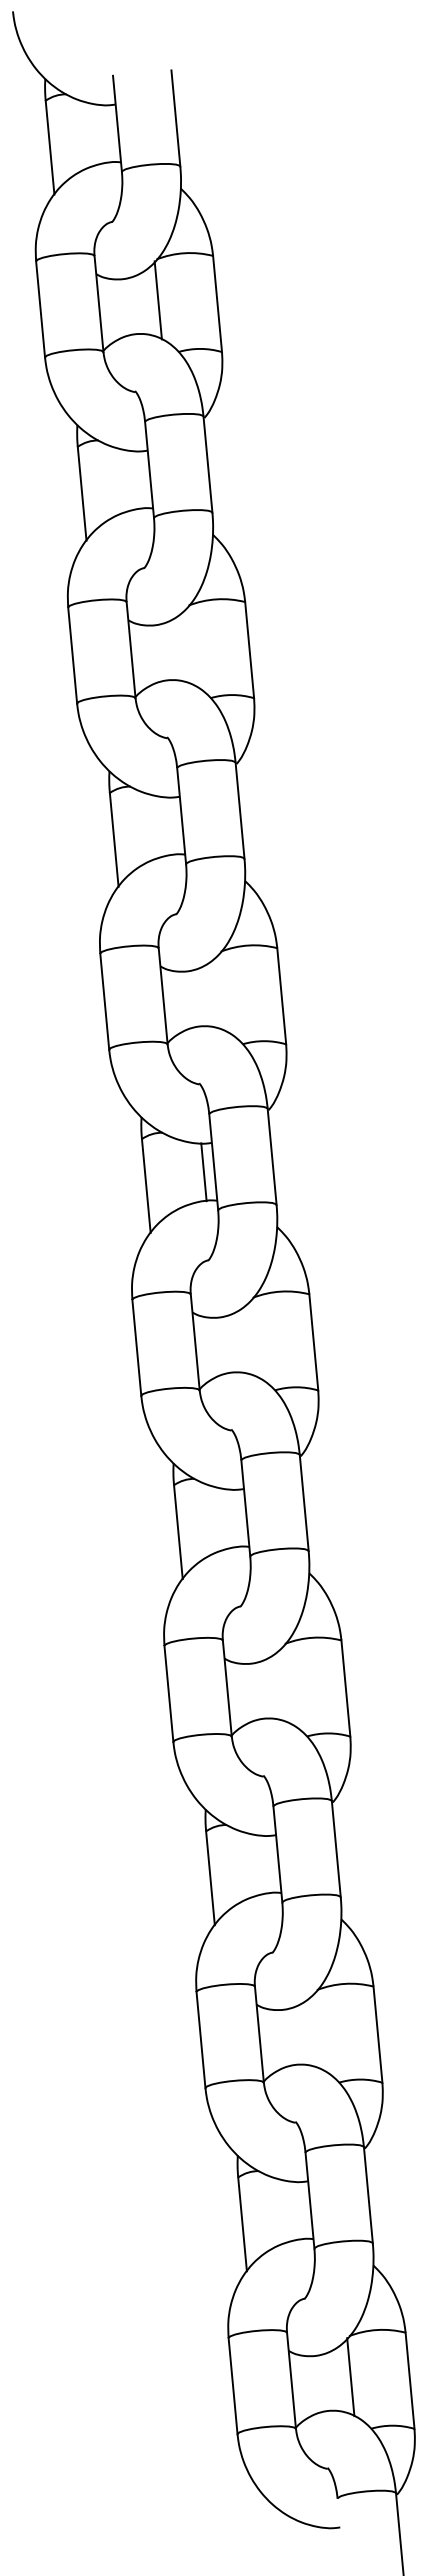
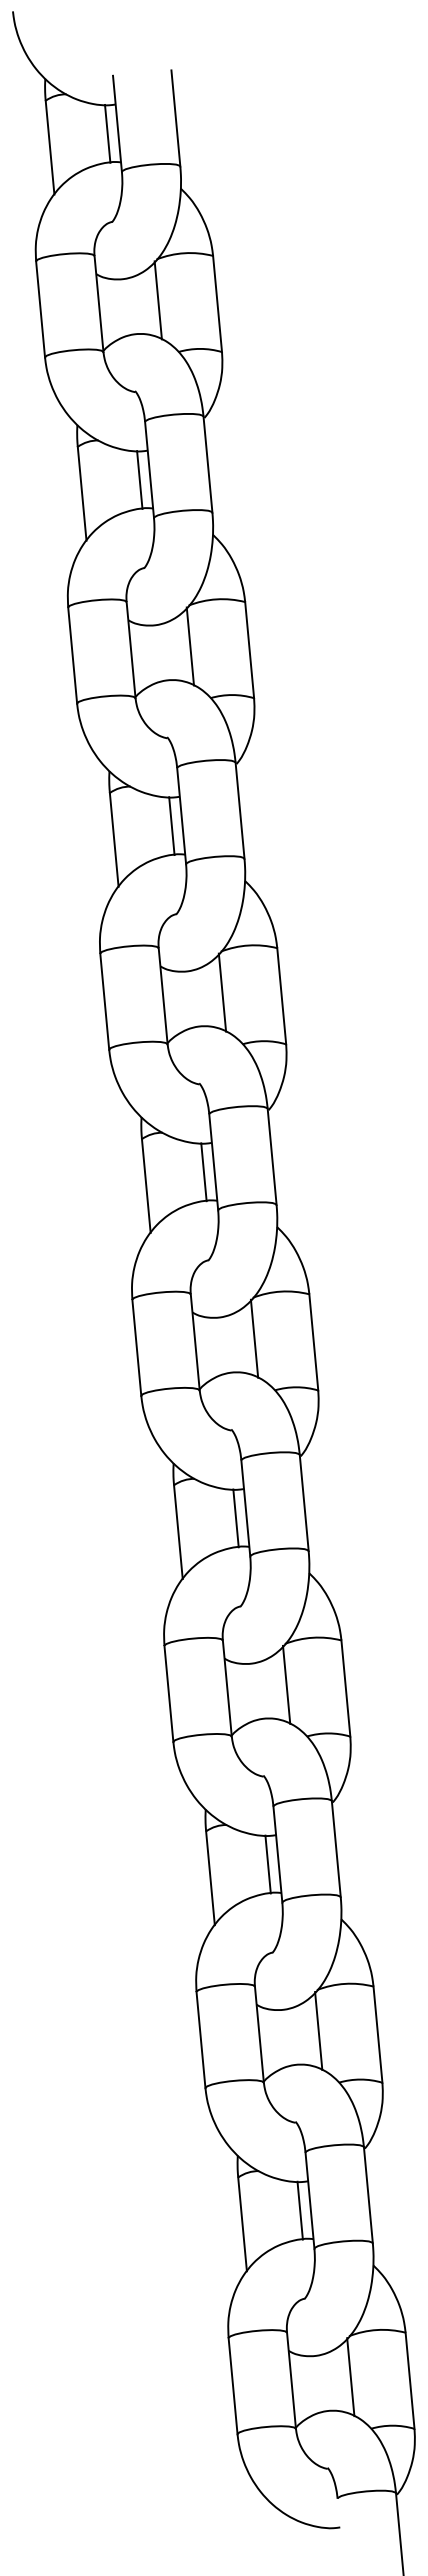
line: none -> present (107, 133)
line: none -> present (139, 479)
line: none -> present (190, 646)
line: none -> present (171, 826)
line: none -> present (222, 992)
line: none -> present (254, 1338)
line: none -> present (235, 1518)
line: none -> present (286, 1684)
line: none -> present (267, 1864)
line: none -> present (318, 2030)
line: none -> present (299, 2210)
